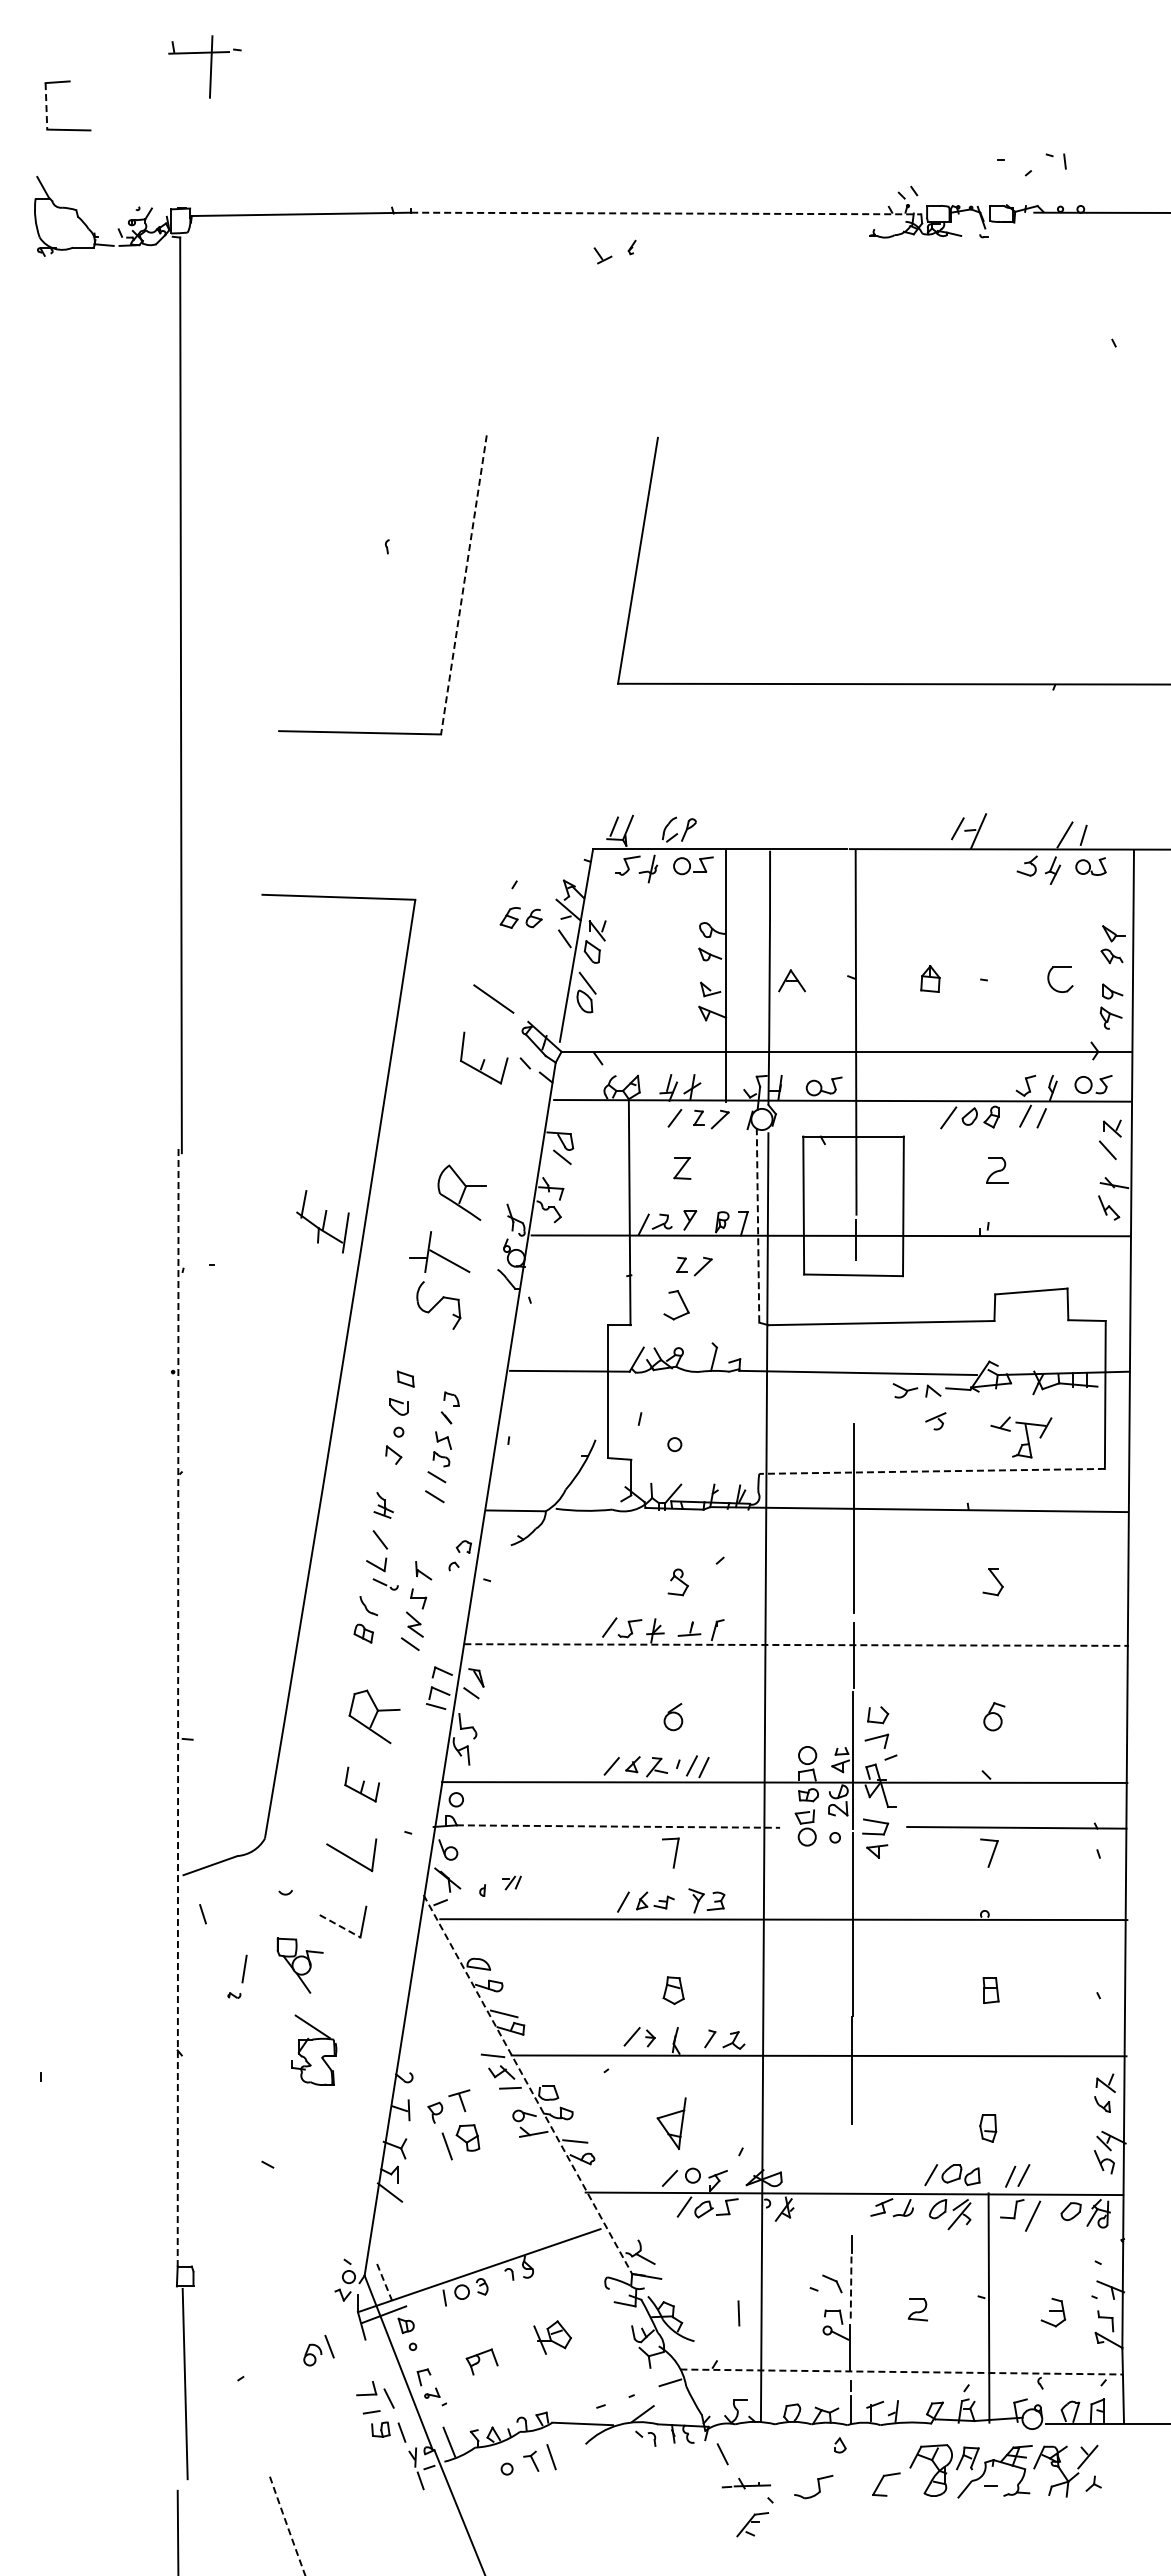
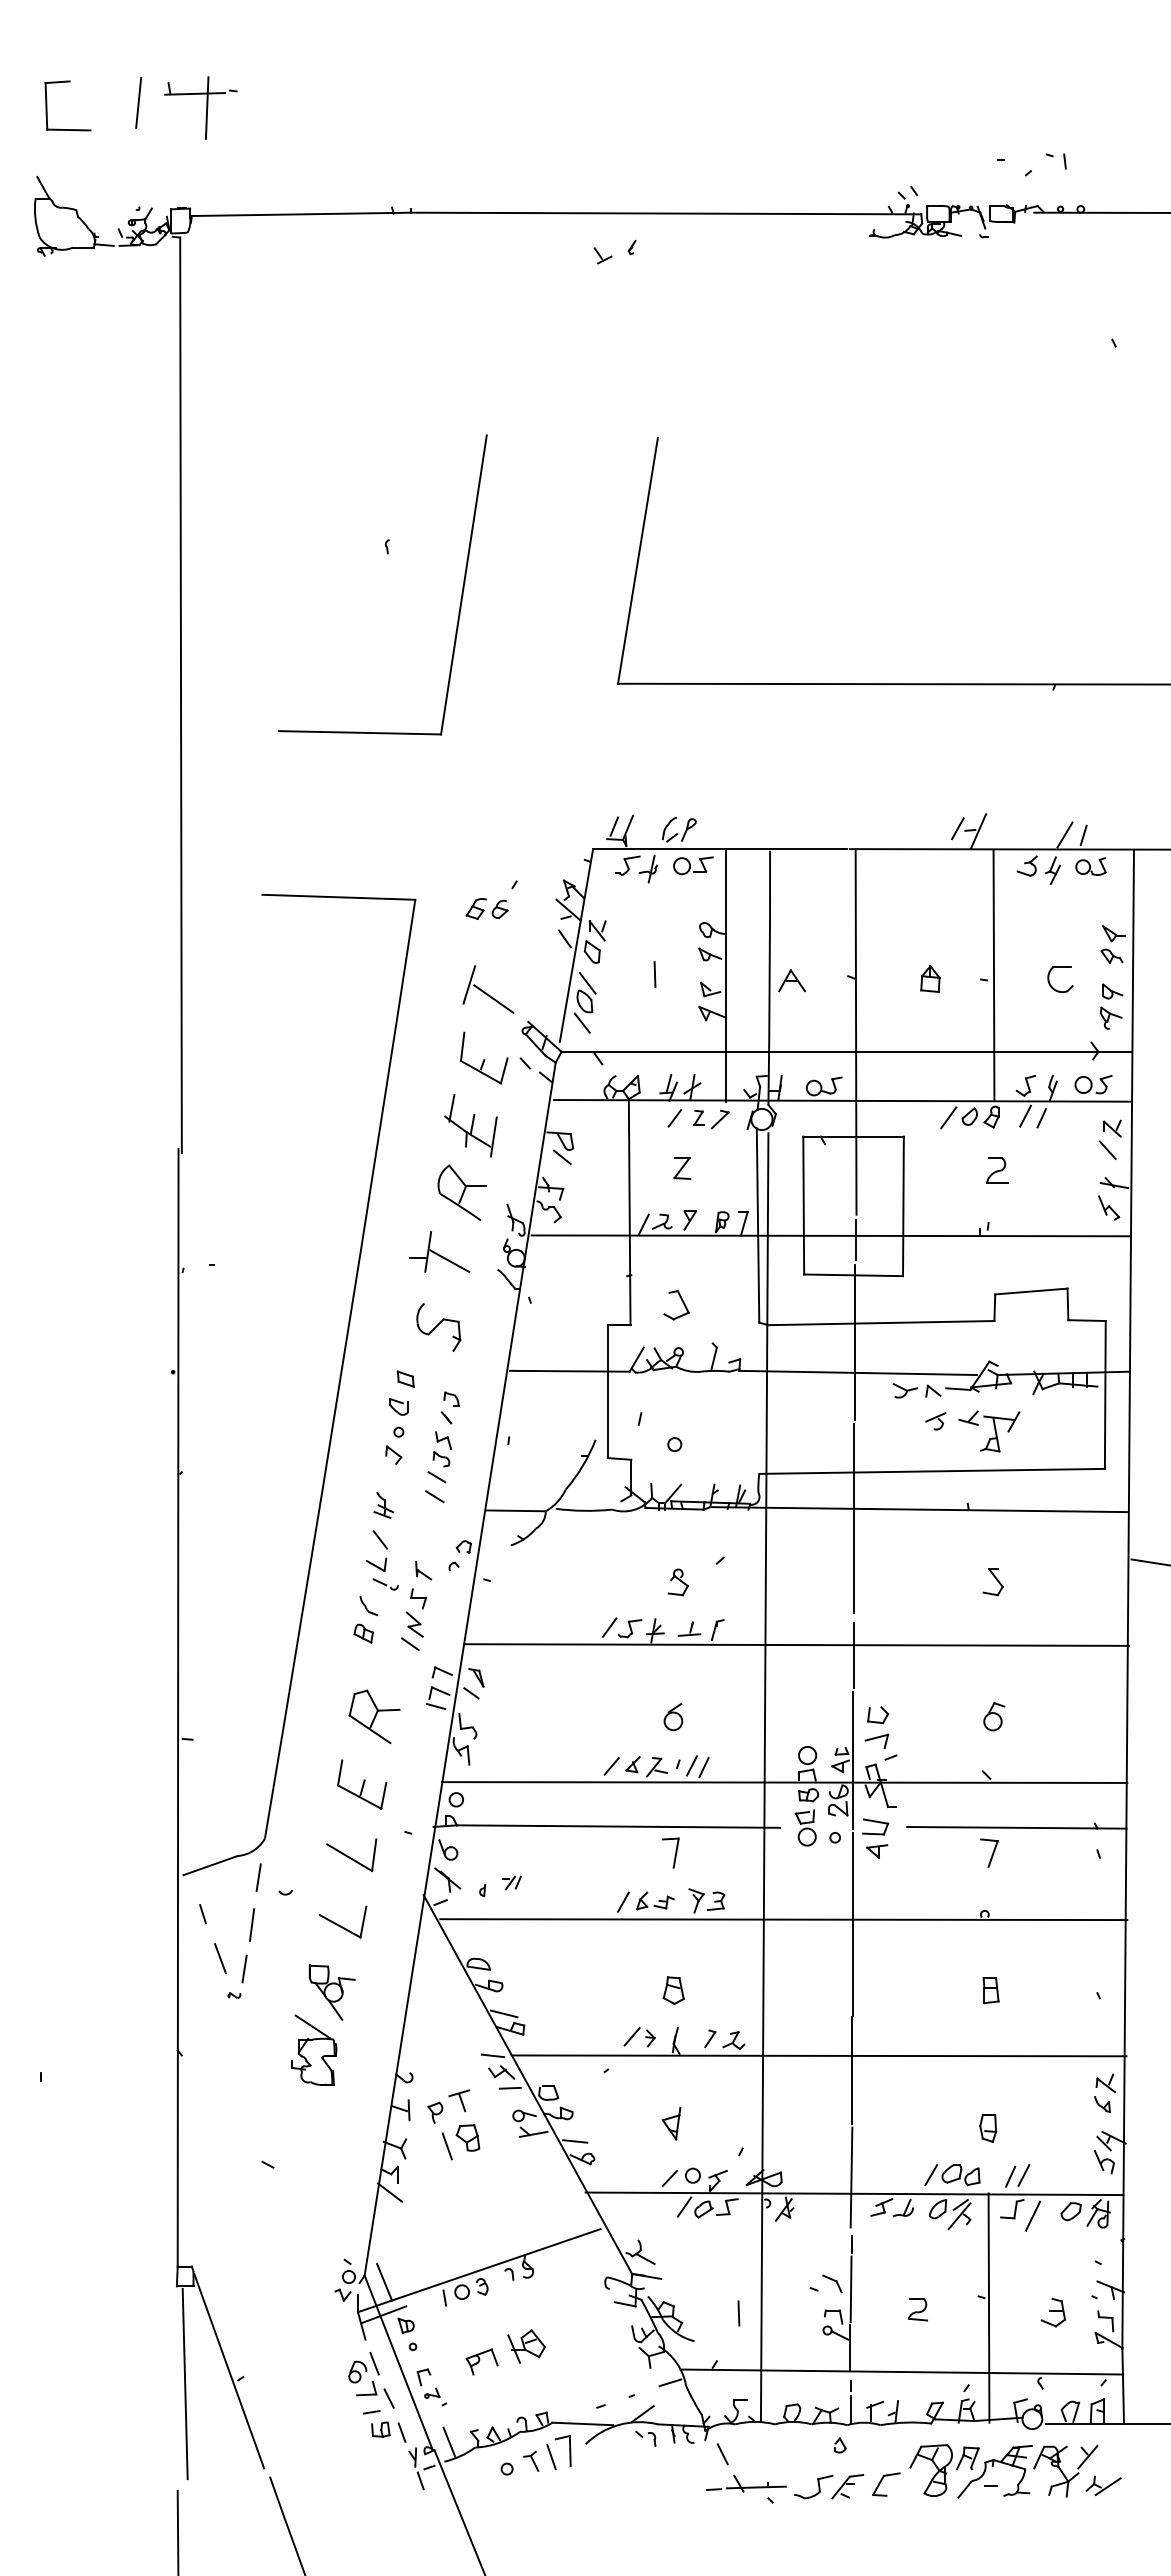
part position: (204, 66) -> (200, 107) (200, 107)
line: none -> present (138, 102)
line: dashed -> solid (46, 106)
line: dashed -> solid (666, 213)
line: dashed -> solid (463, 585)
part position: (520, 917) -> (486, 908) (486, 908)
line: none -> present (654, 974)
line: none -> present (993, 974)
line: none -> present (469, 984)
line: none -> present (581, 1022)
part position: (322, 1221) -> (470, 1125) (470, 1125)
line: dashed -> solid (758, 1225)
part: present -> none (694, 1266)
part position: (438, 1305) -> (438, 1327) (438, 1327)
line: none -> present (854, 1342)
part position: (1021, 1437) -> (989, 1431) (989, 1431)
line: dashed -> solid (932, 1471)
line: none -> present (1149, 1562)
line: dashed -> solid (797, 1645)
line: dashed -> solid (178, 1708)
part size: 36x37 px -> 51x51 px (362, 1784)
line: dashed -> solid (618, 1826)
line: none -> present (258, 1877)
line: none -> present (251, 1924)
line: dashed -> solid (340, 1926)
line: none -> present (220, 1958)
part position: (299, 1965) -> (331, 1992) (331, 1992)
line: dashed -> solid (528, 2084)
part size: 31x53 px -> 21x35 px (671, 2123)
line: none -> present (851, 2177)
line: dashed -> solid (384, 2282)
line: dashed -> solid (851, 2289)
part position: (552, 2337) -> (526, 2346) (526, 2346)
part position: (318, 2350) -> (363, 2367) (363, 2367)
line: none -> present (229, 2370)
line: dashed -> solid (902, 2372)
part: none -> present (569, 2450)
part size: 50x13 px -> 81x19 px (746, 2483)
line: none -> present (1107, 2486)
part position: (752, 2524) -> (847, 2486) (847, 2486)
arc: dashed -> solid (287, 2526)
